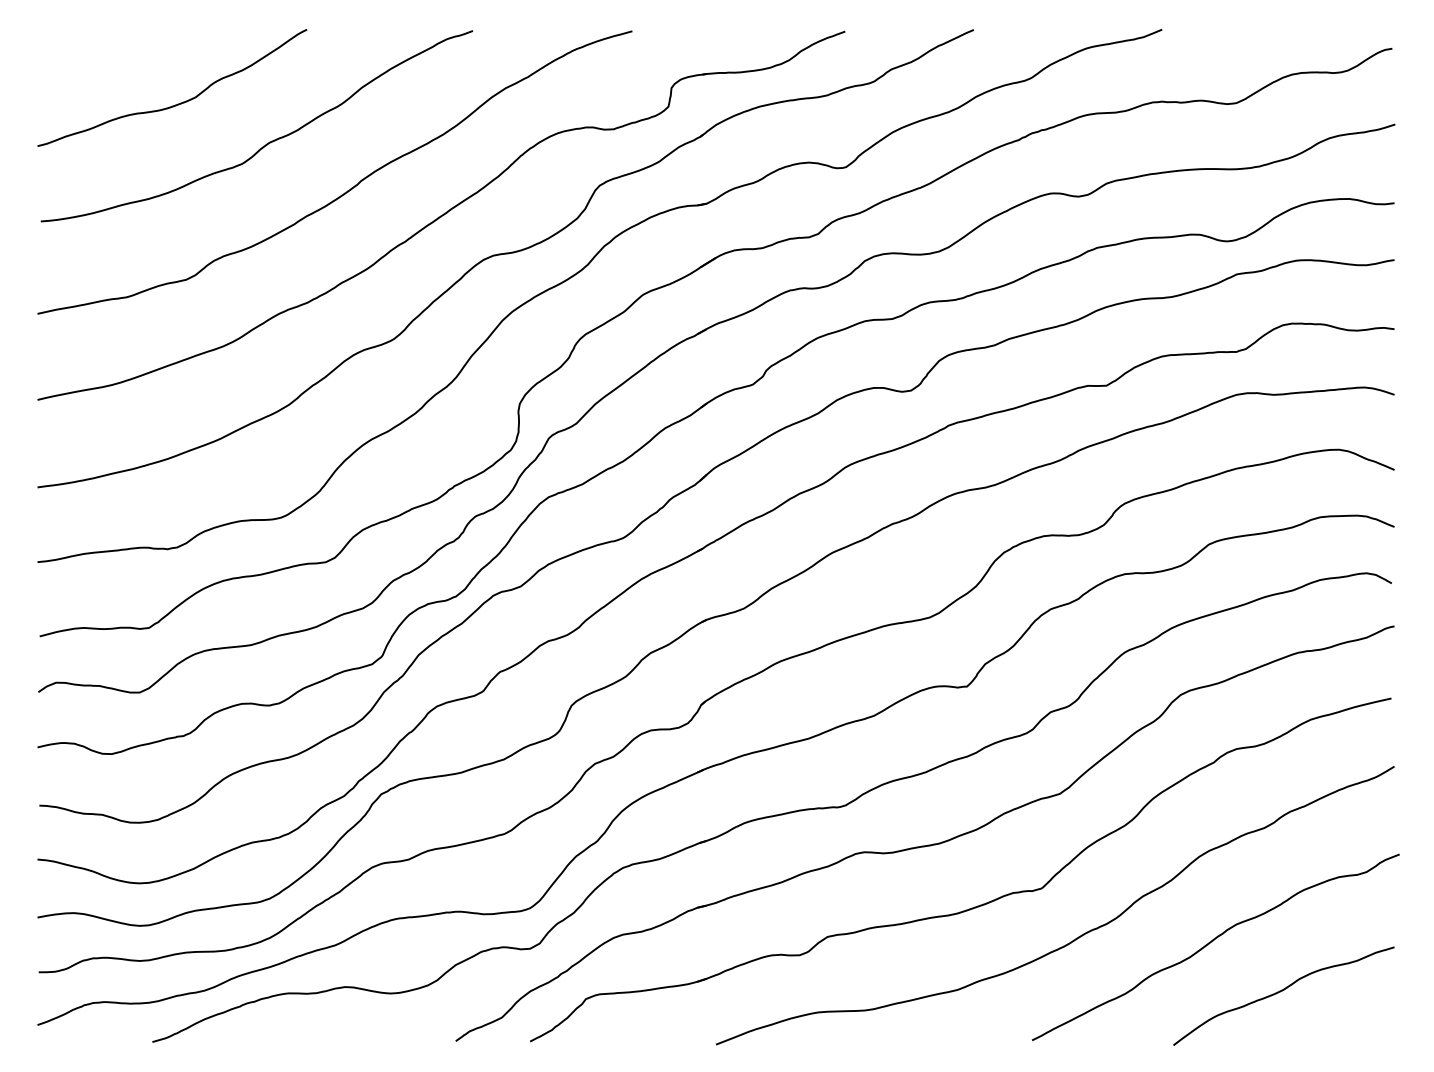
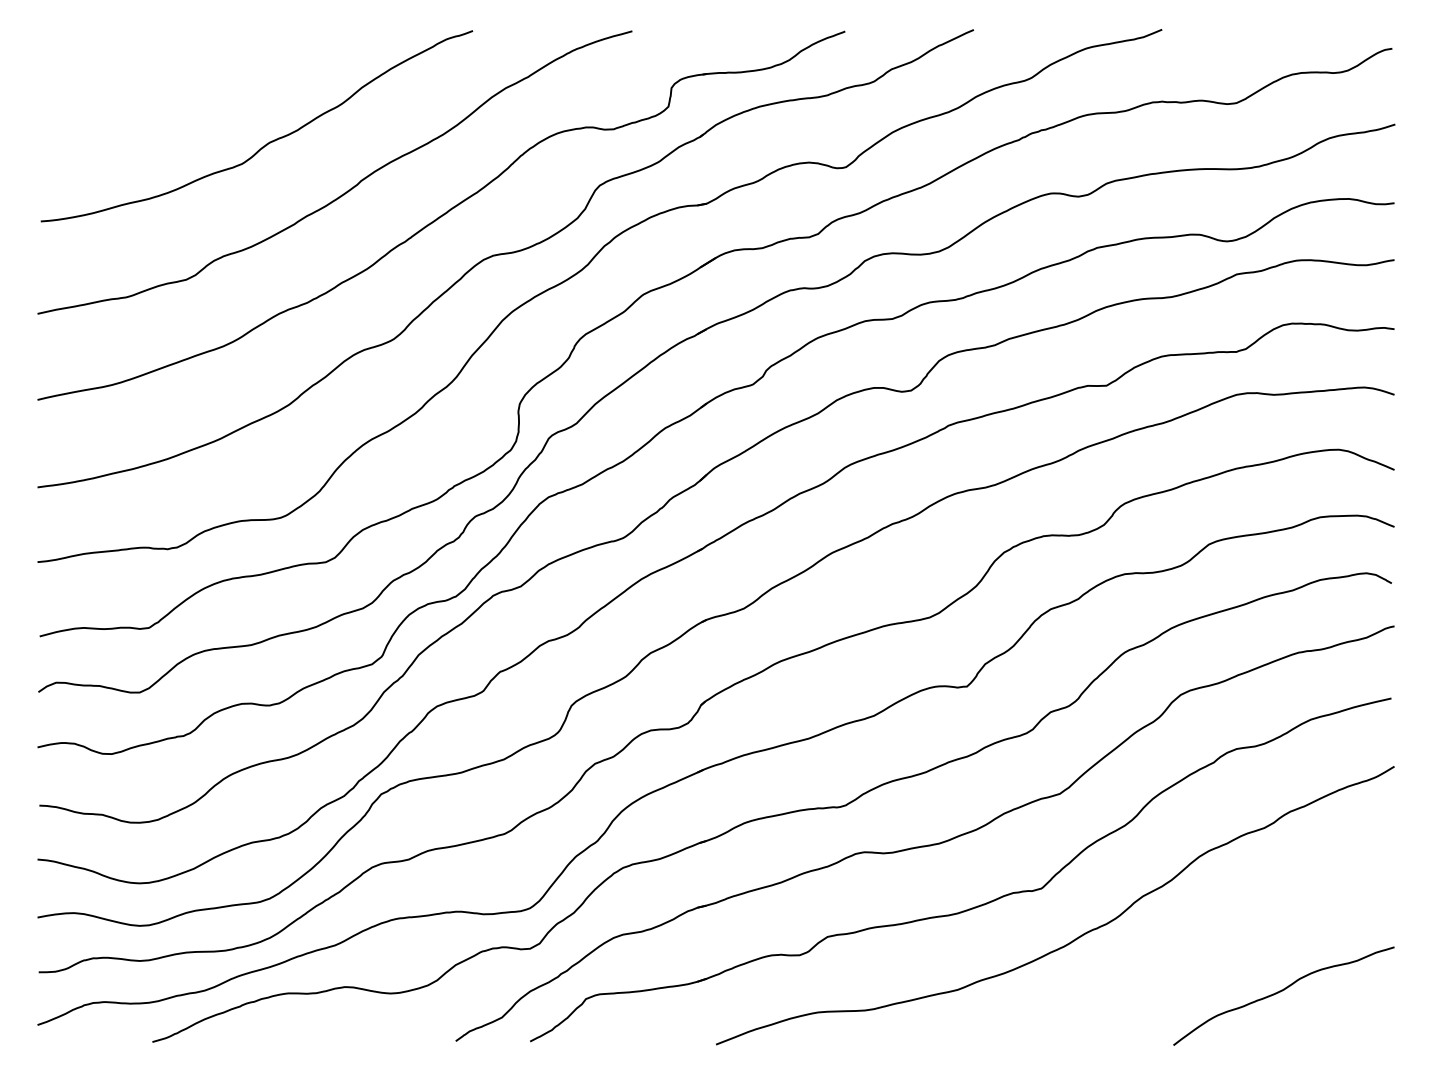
curve: present -> none (177, 103)
curve: present -> none (1213, 941)
